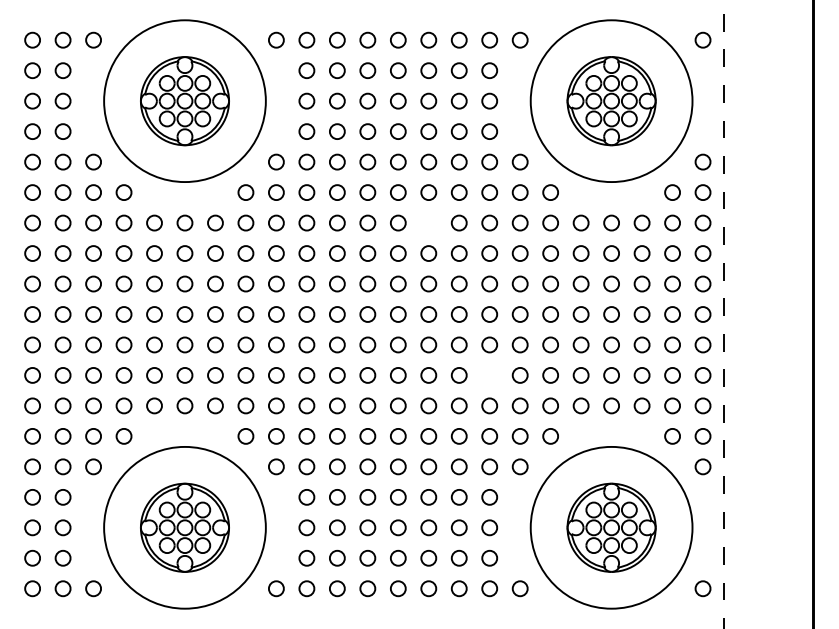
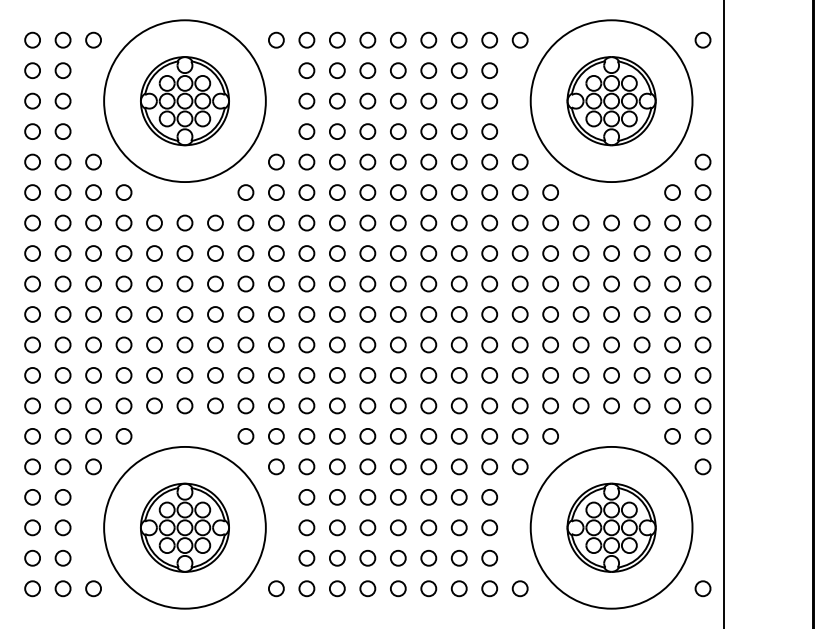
circle: none -> present (428, 222)
line: dashed -> solid (724, 314)
circle: none -> present (489, 375)
